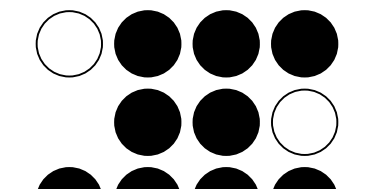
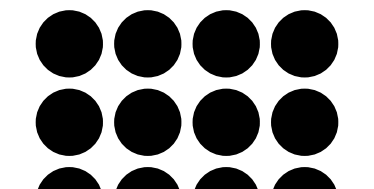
fill: none -> present (69, 43)
part: none -> present (68, 121)
fill: none -> present (304, 121)
